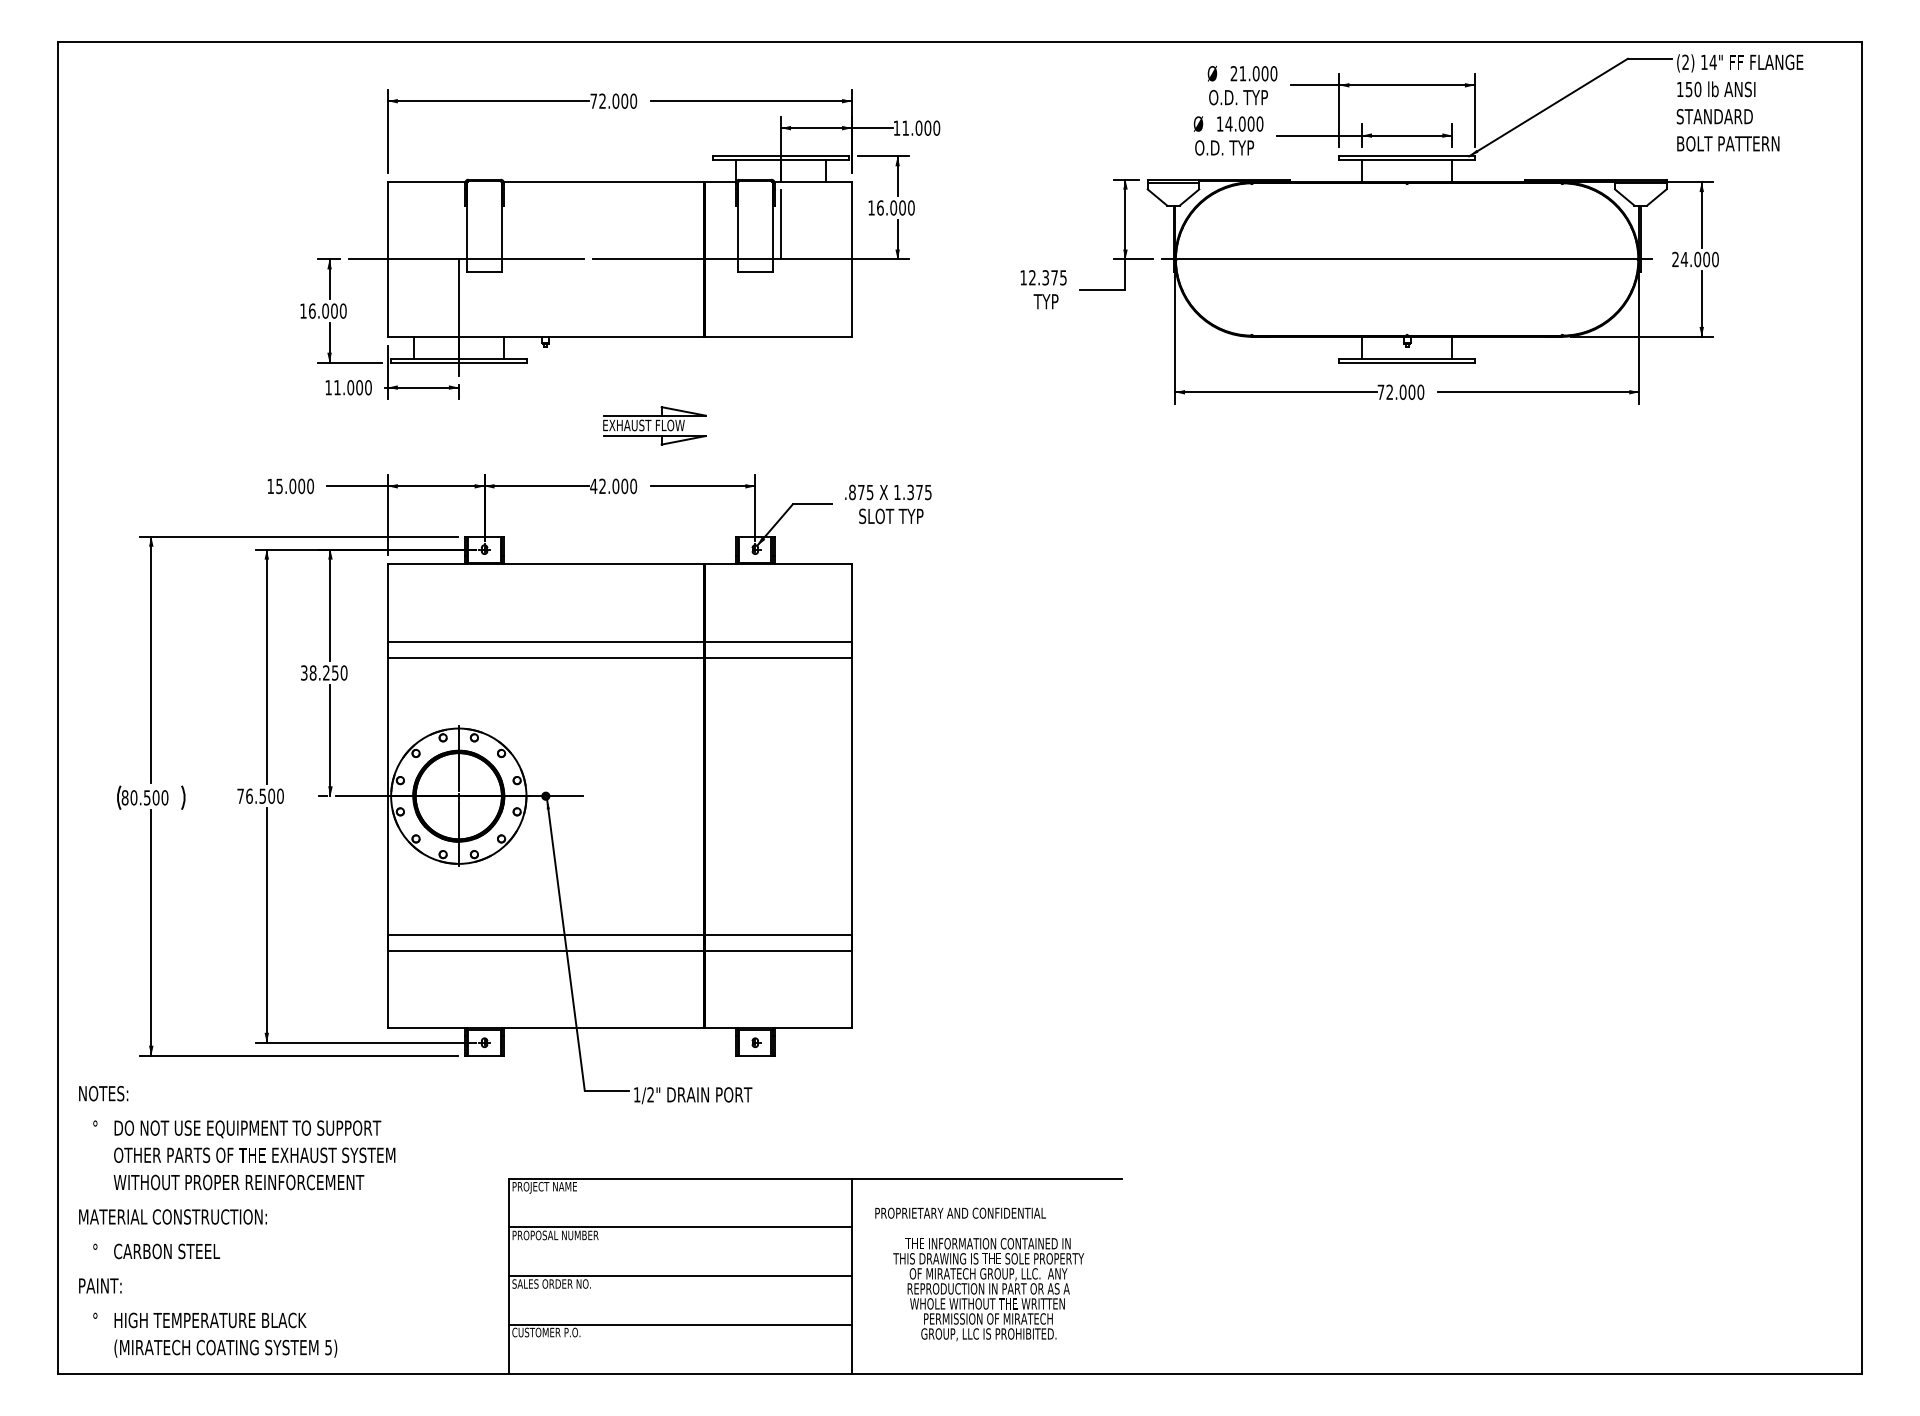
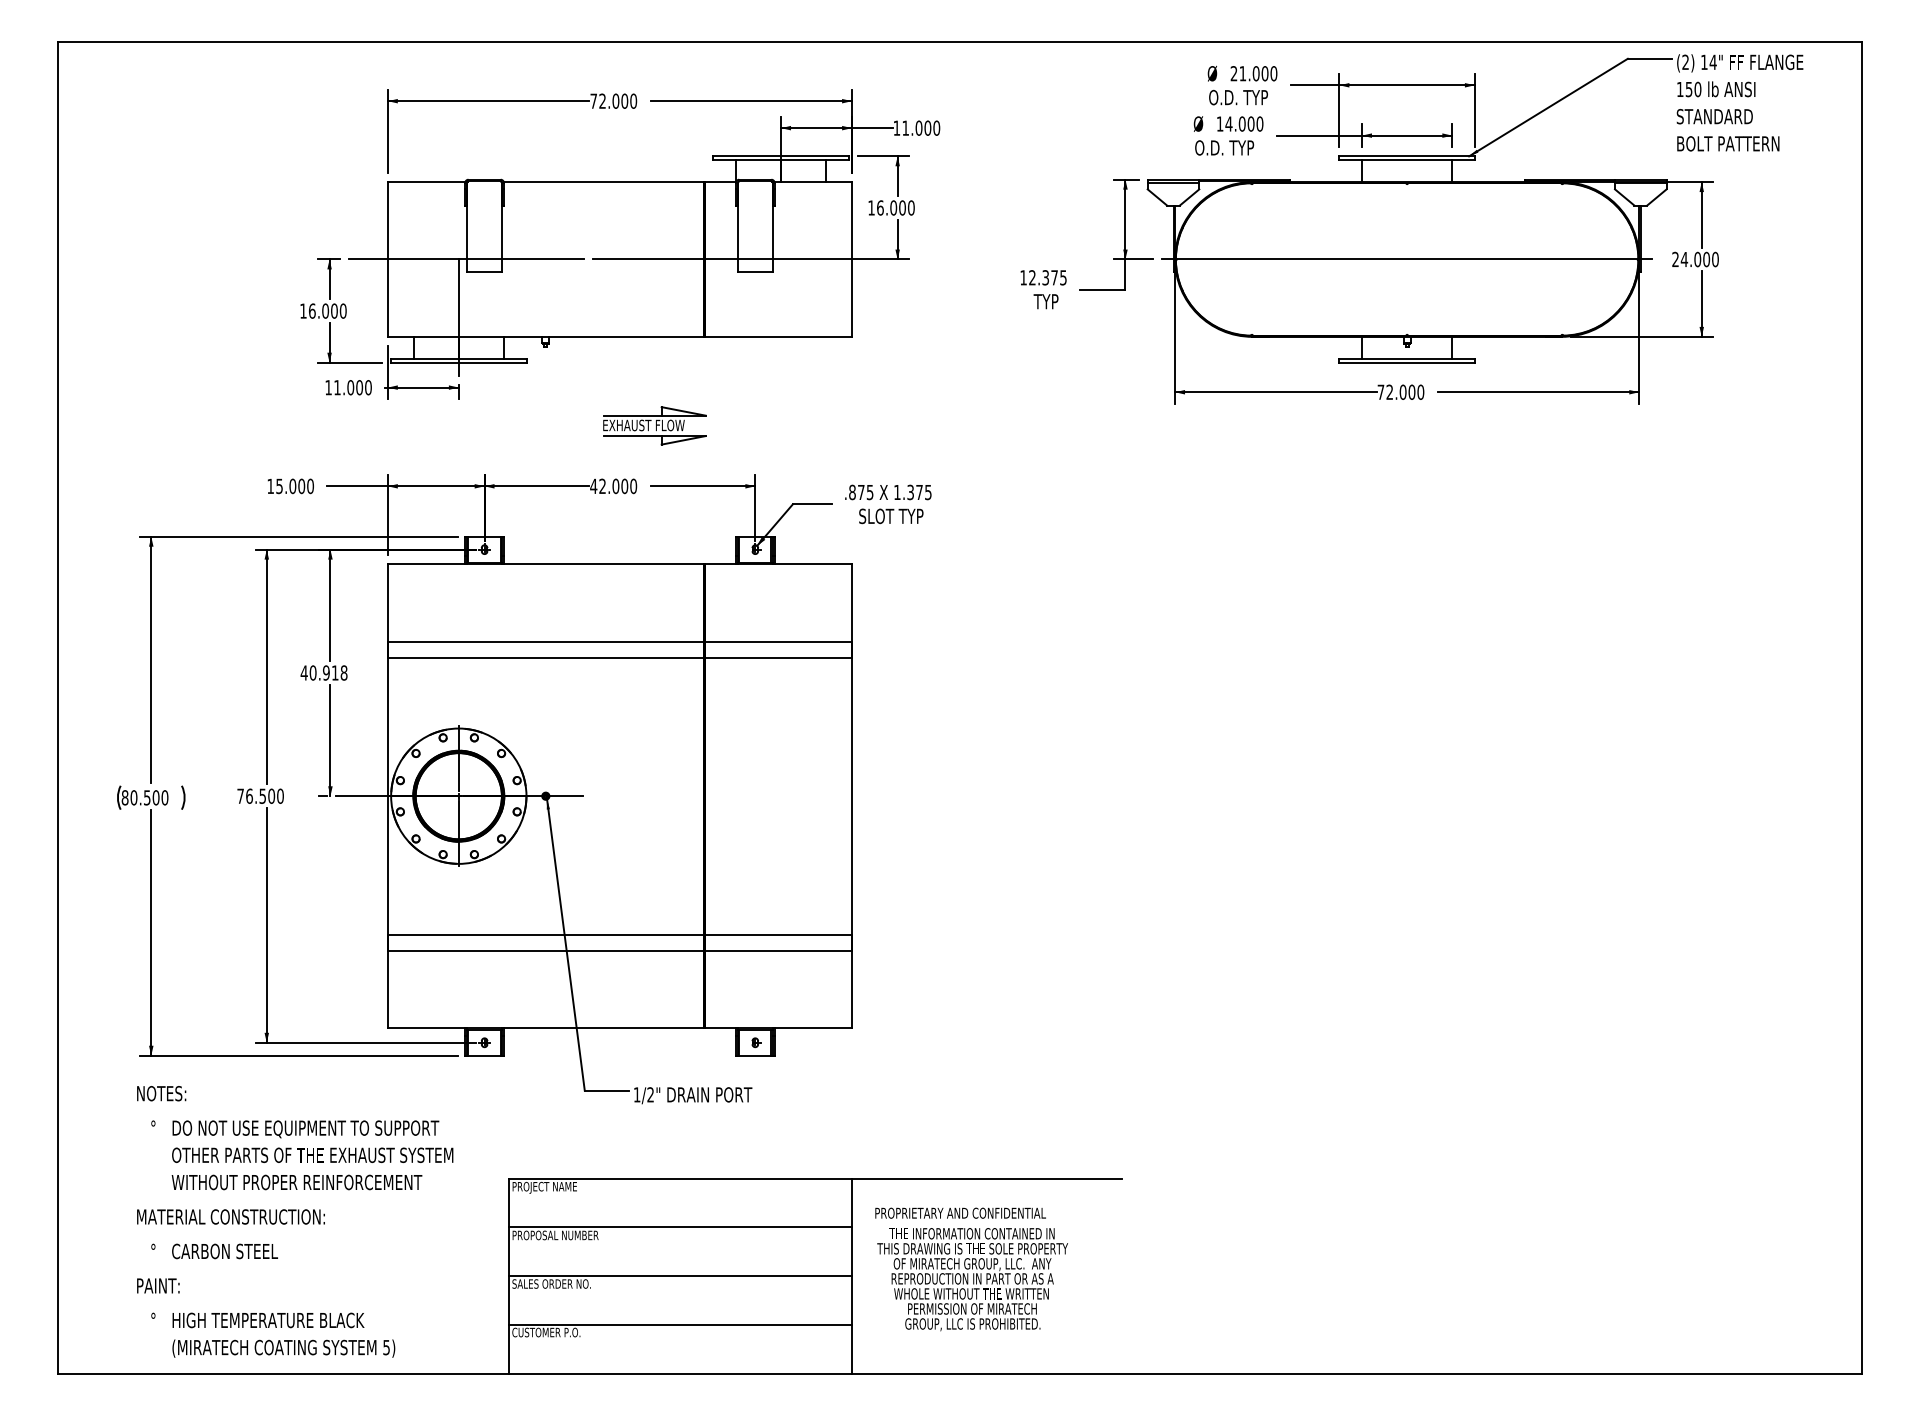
line: present -> none (781, 224)
text: 38.250 -> 40.918 (323, 672)
text position: (237, 1221) -> (295, 1221) (295, 1221)
text position: (988, 1289) -> (972, 1279) (972, 1279)
